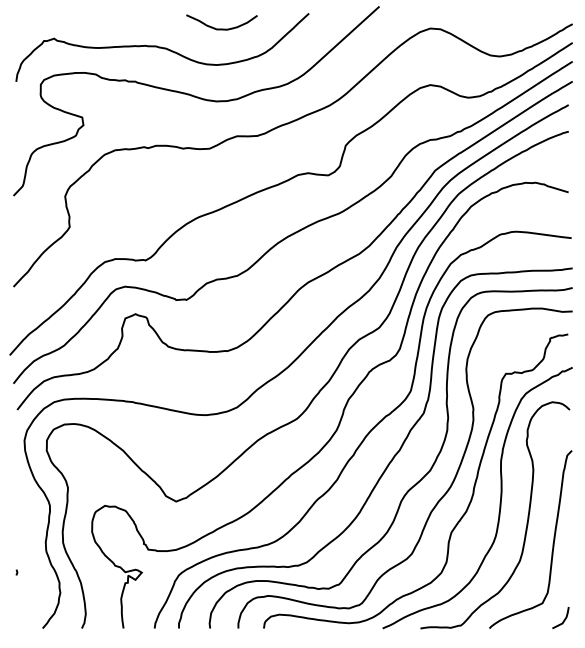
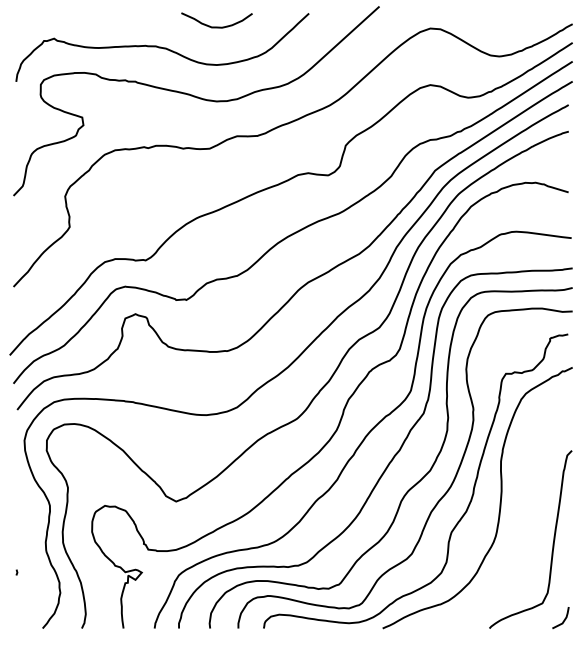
curve position: (221, 28) -> (216, 26) (216, 26)
curve: present -> none (526, 522)
